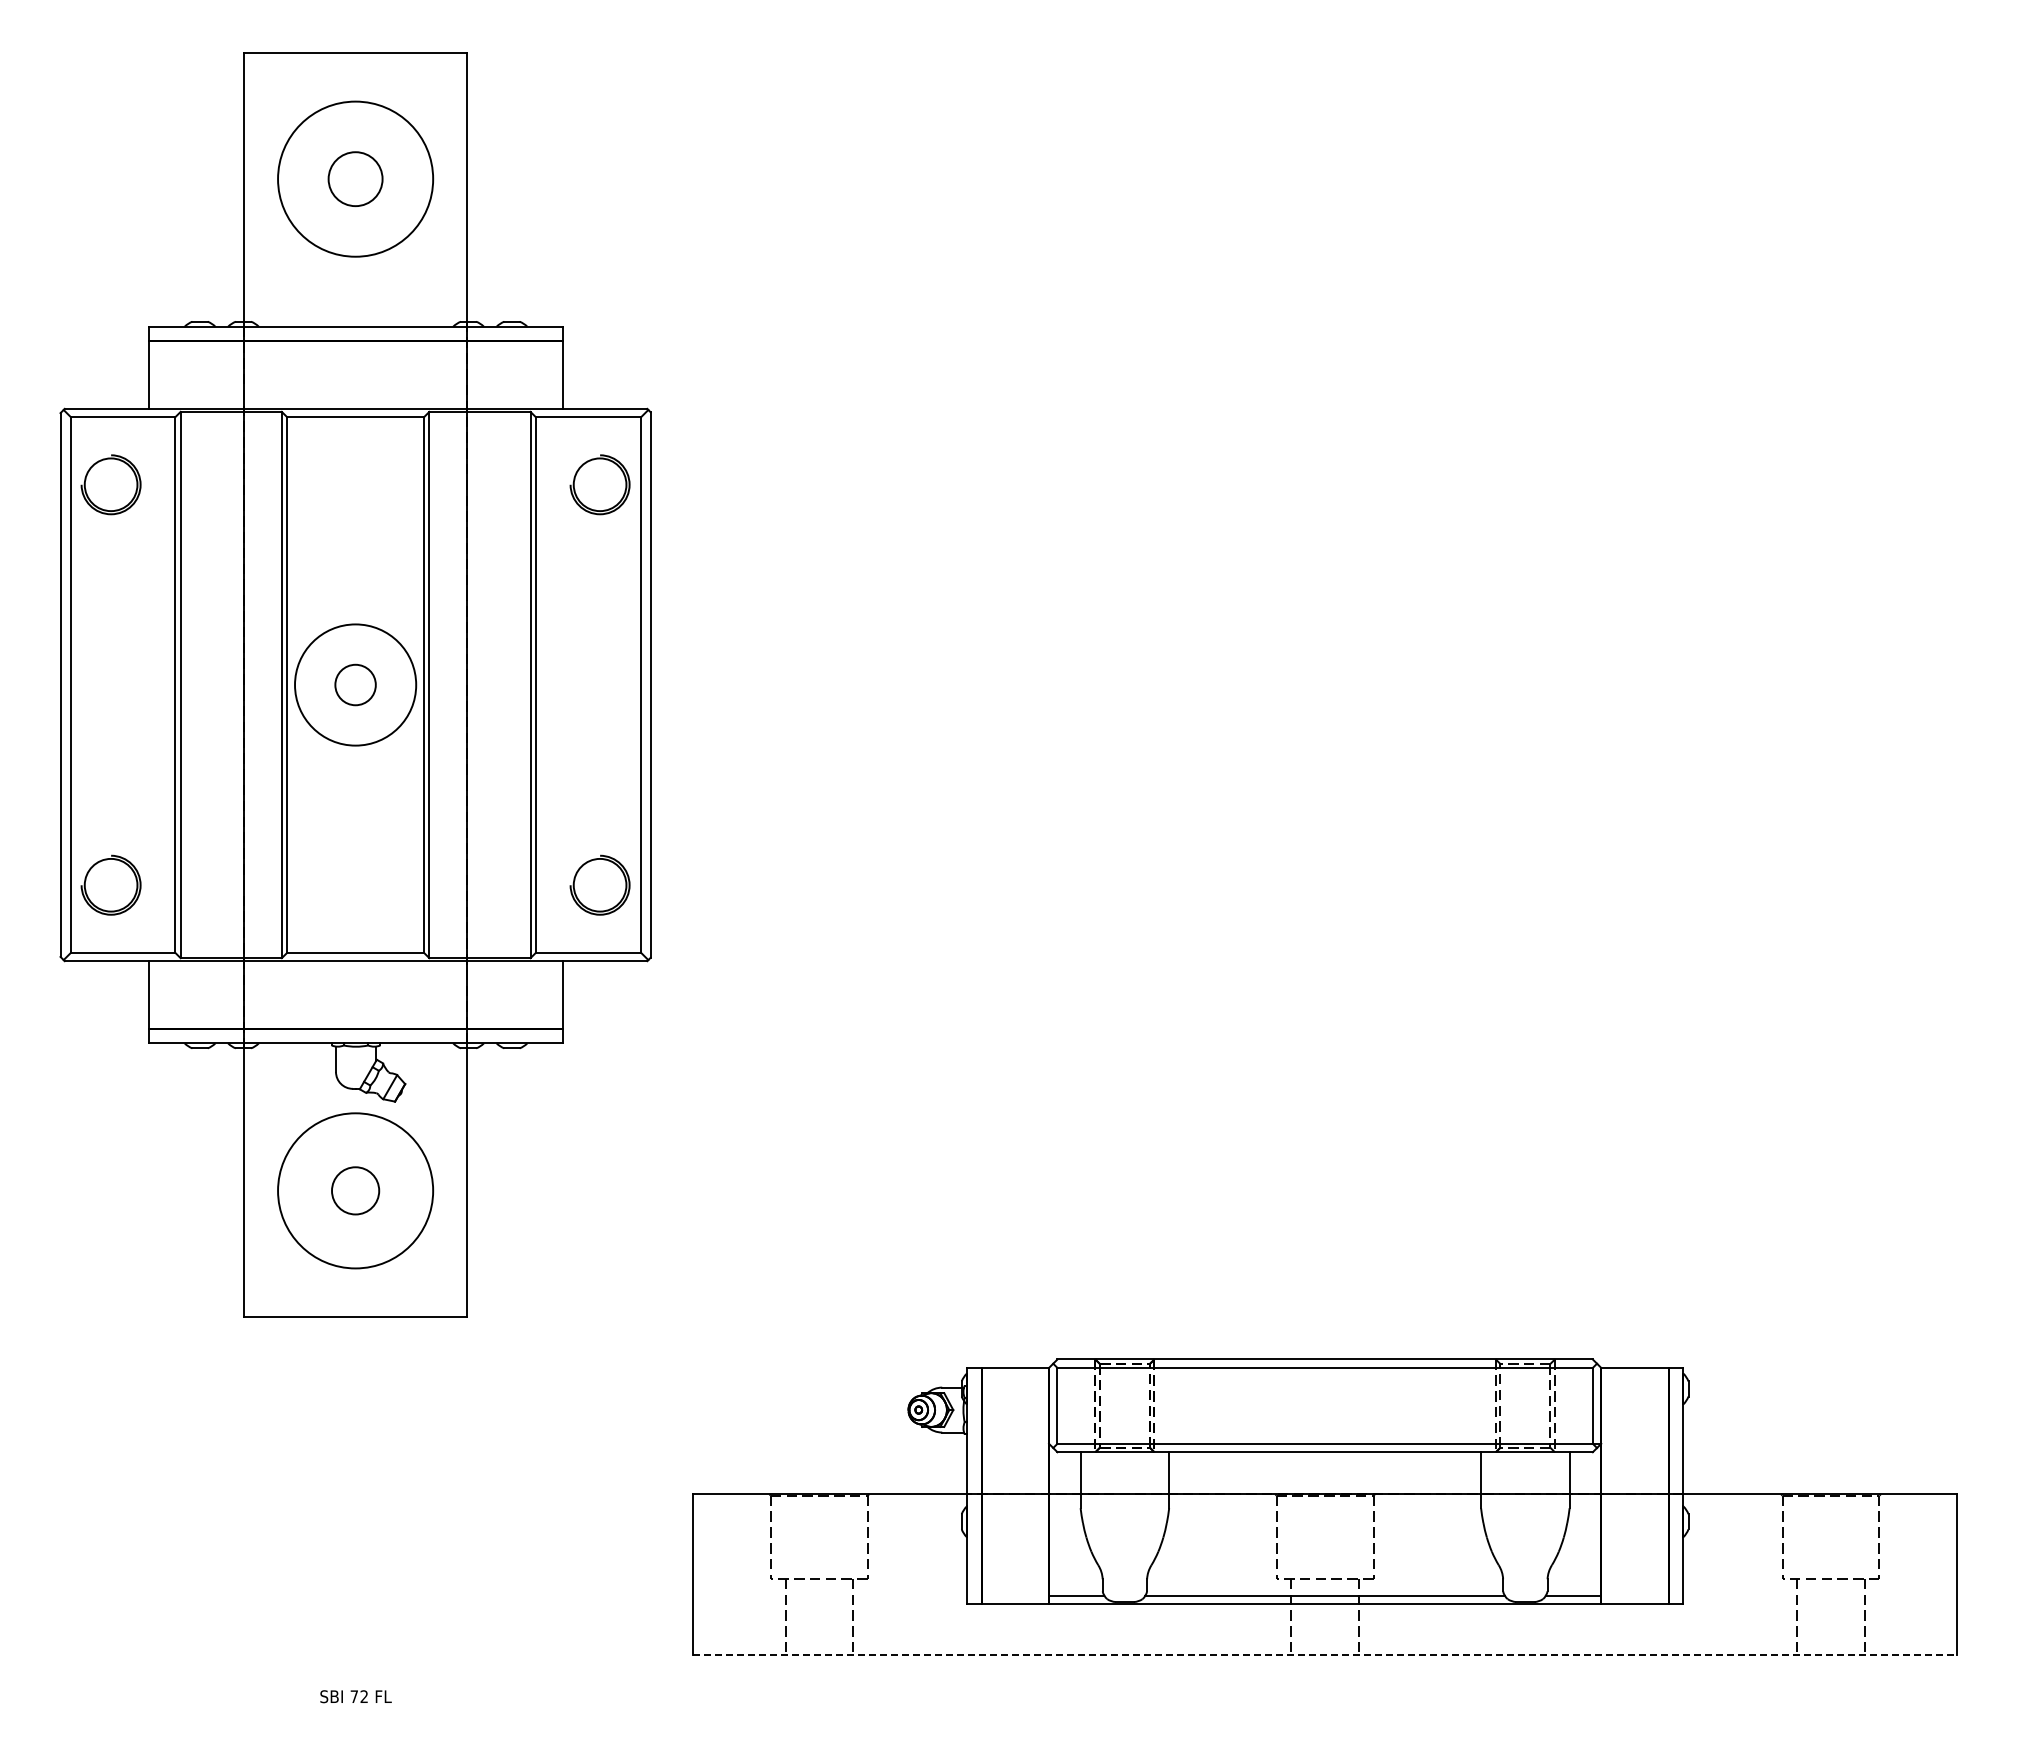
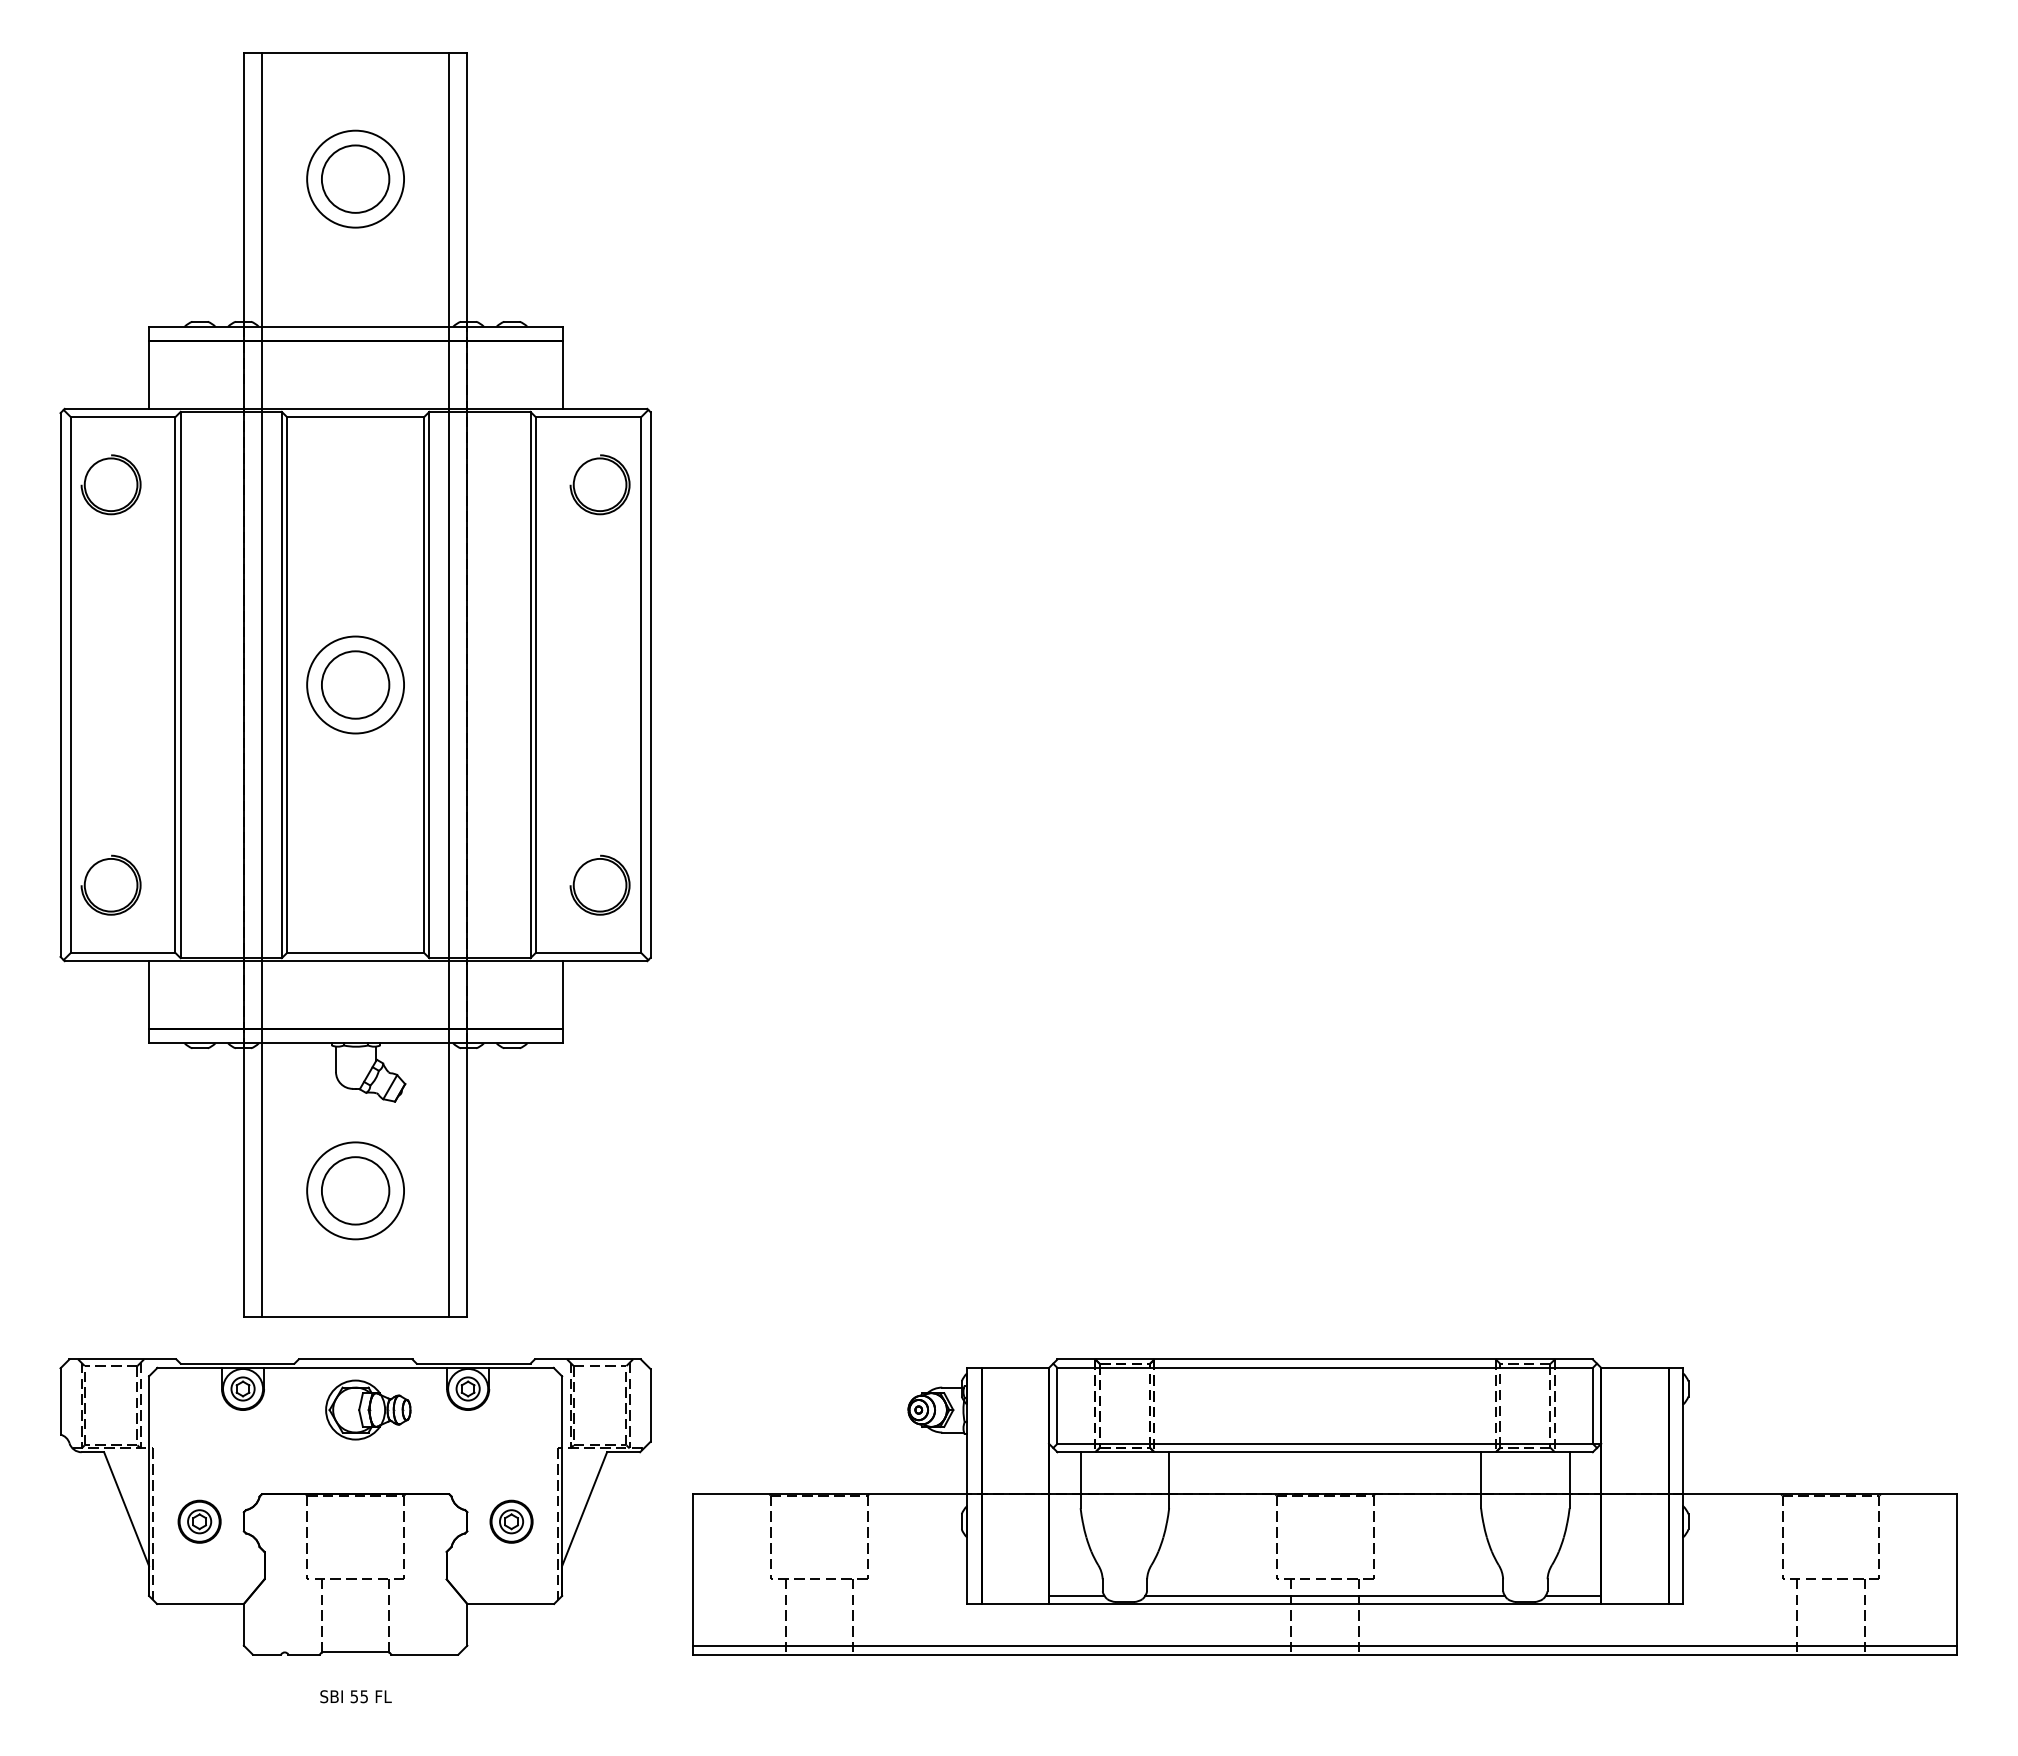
circle diameter: 155 px -> 97 px (355, 178)
circle diameter: 54 px -> 67 px (355, 178)
line: none -> present (261, 684)
circle diameter: 121 px -> 97 px (355, 684)
circle diameter: 40 px -> 67 px (355, 684)
line: none -> present (449, 684)
circle diameter: 155 px -> 97 px (355, 1190)
circle diameter: 47 px -> 67 px (355, 1190)
part: none -> present (355, 1506)
line: none -> present (1324, 1645)
line: dashed -> solid (1325, 1654)
text: 72 -> 55 (358, 1696)
